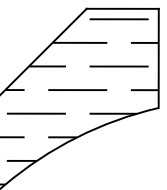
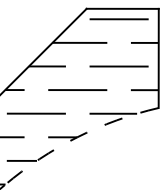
arc: solid -> dashed (77, 137)
